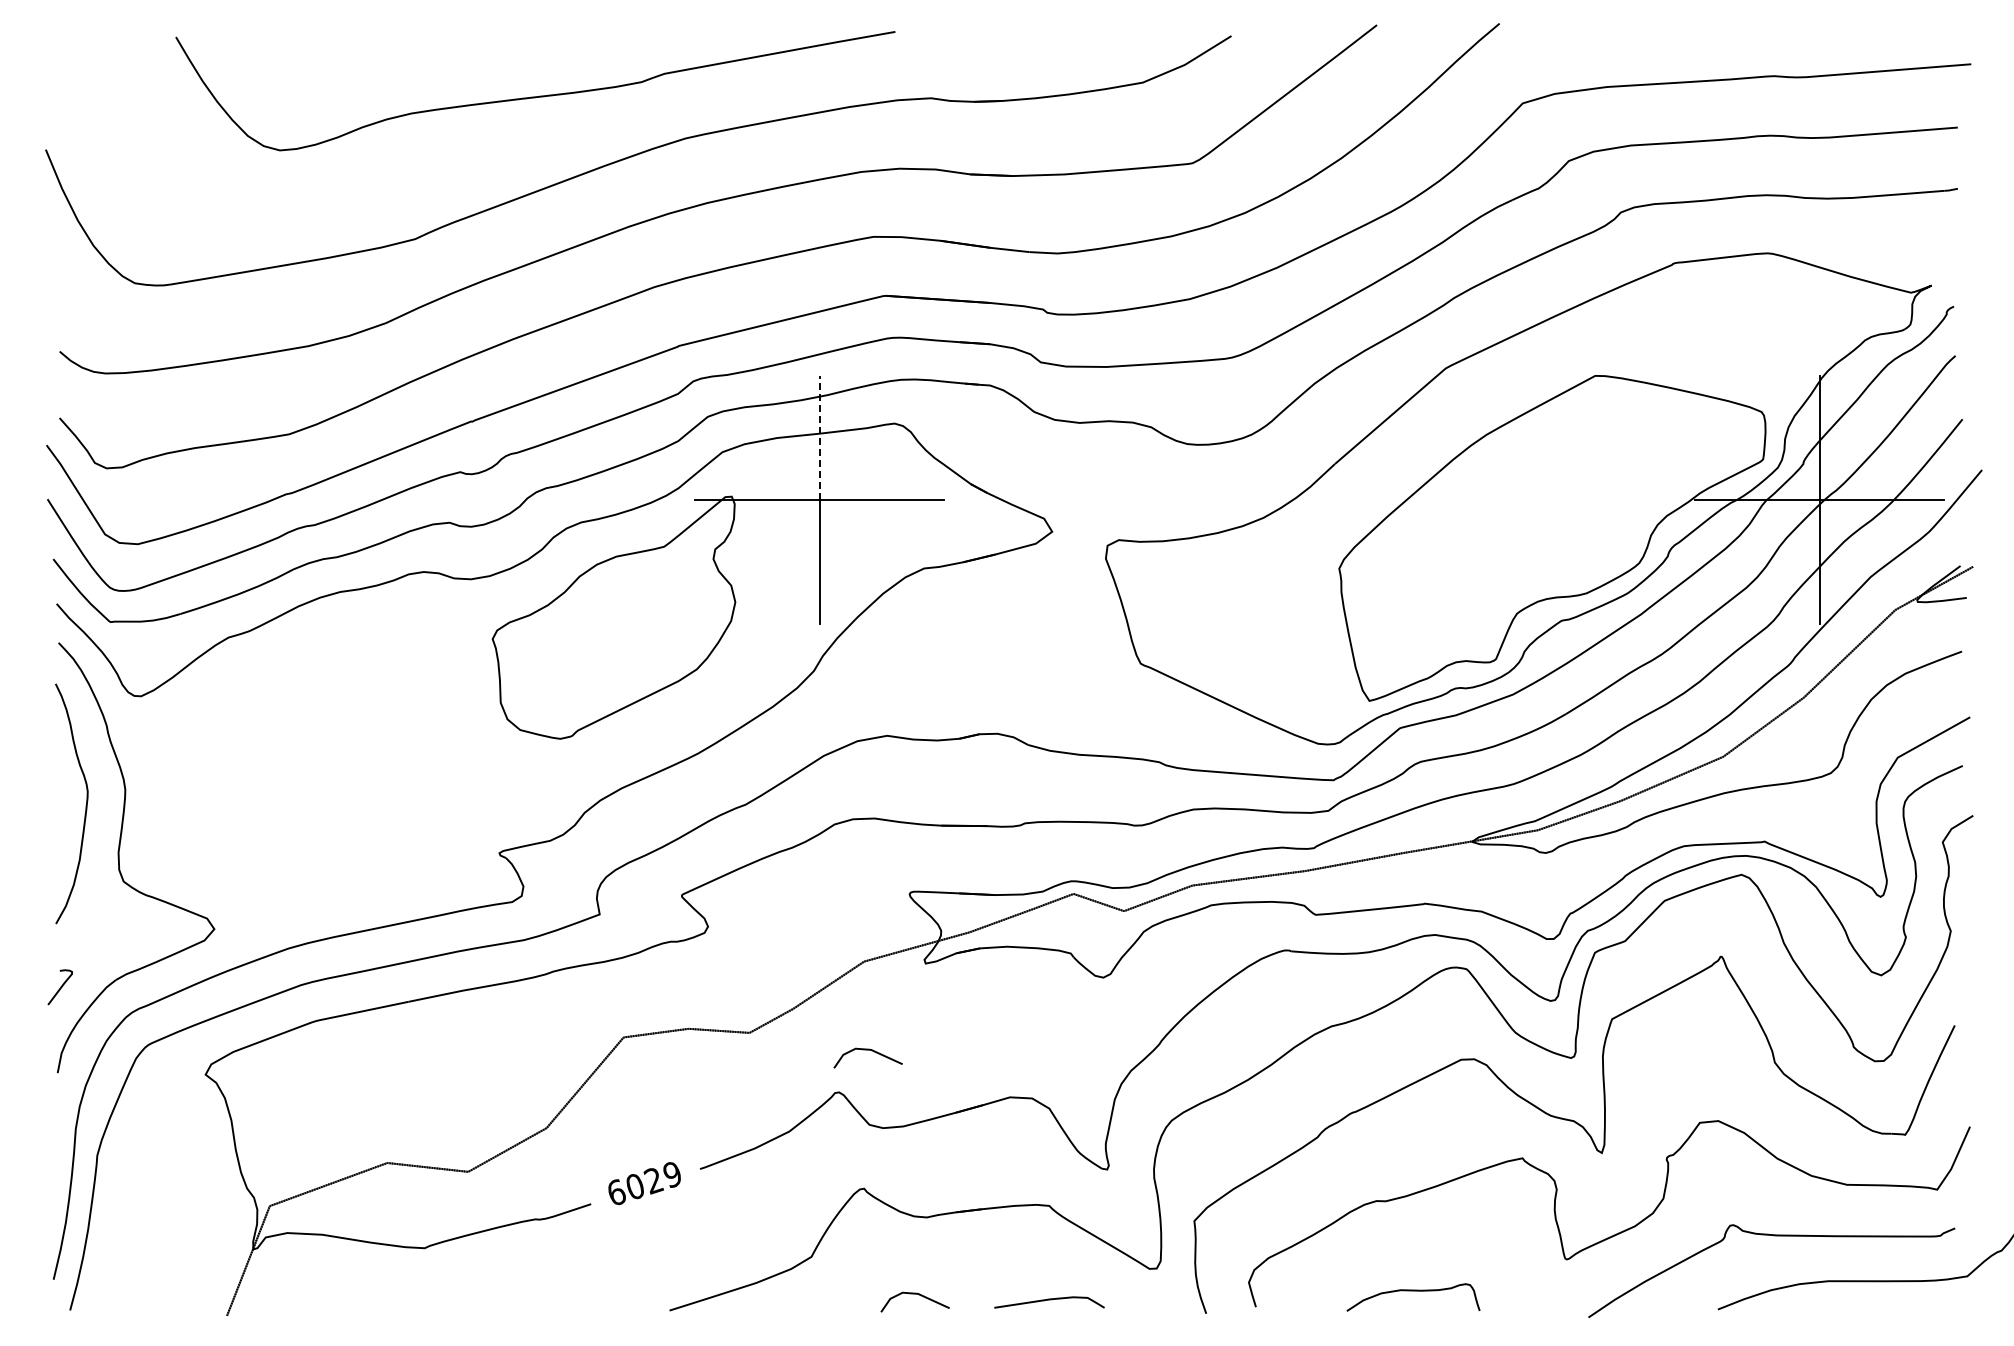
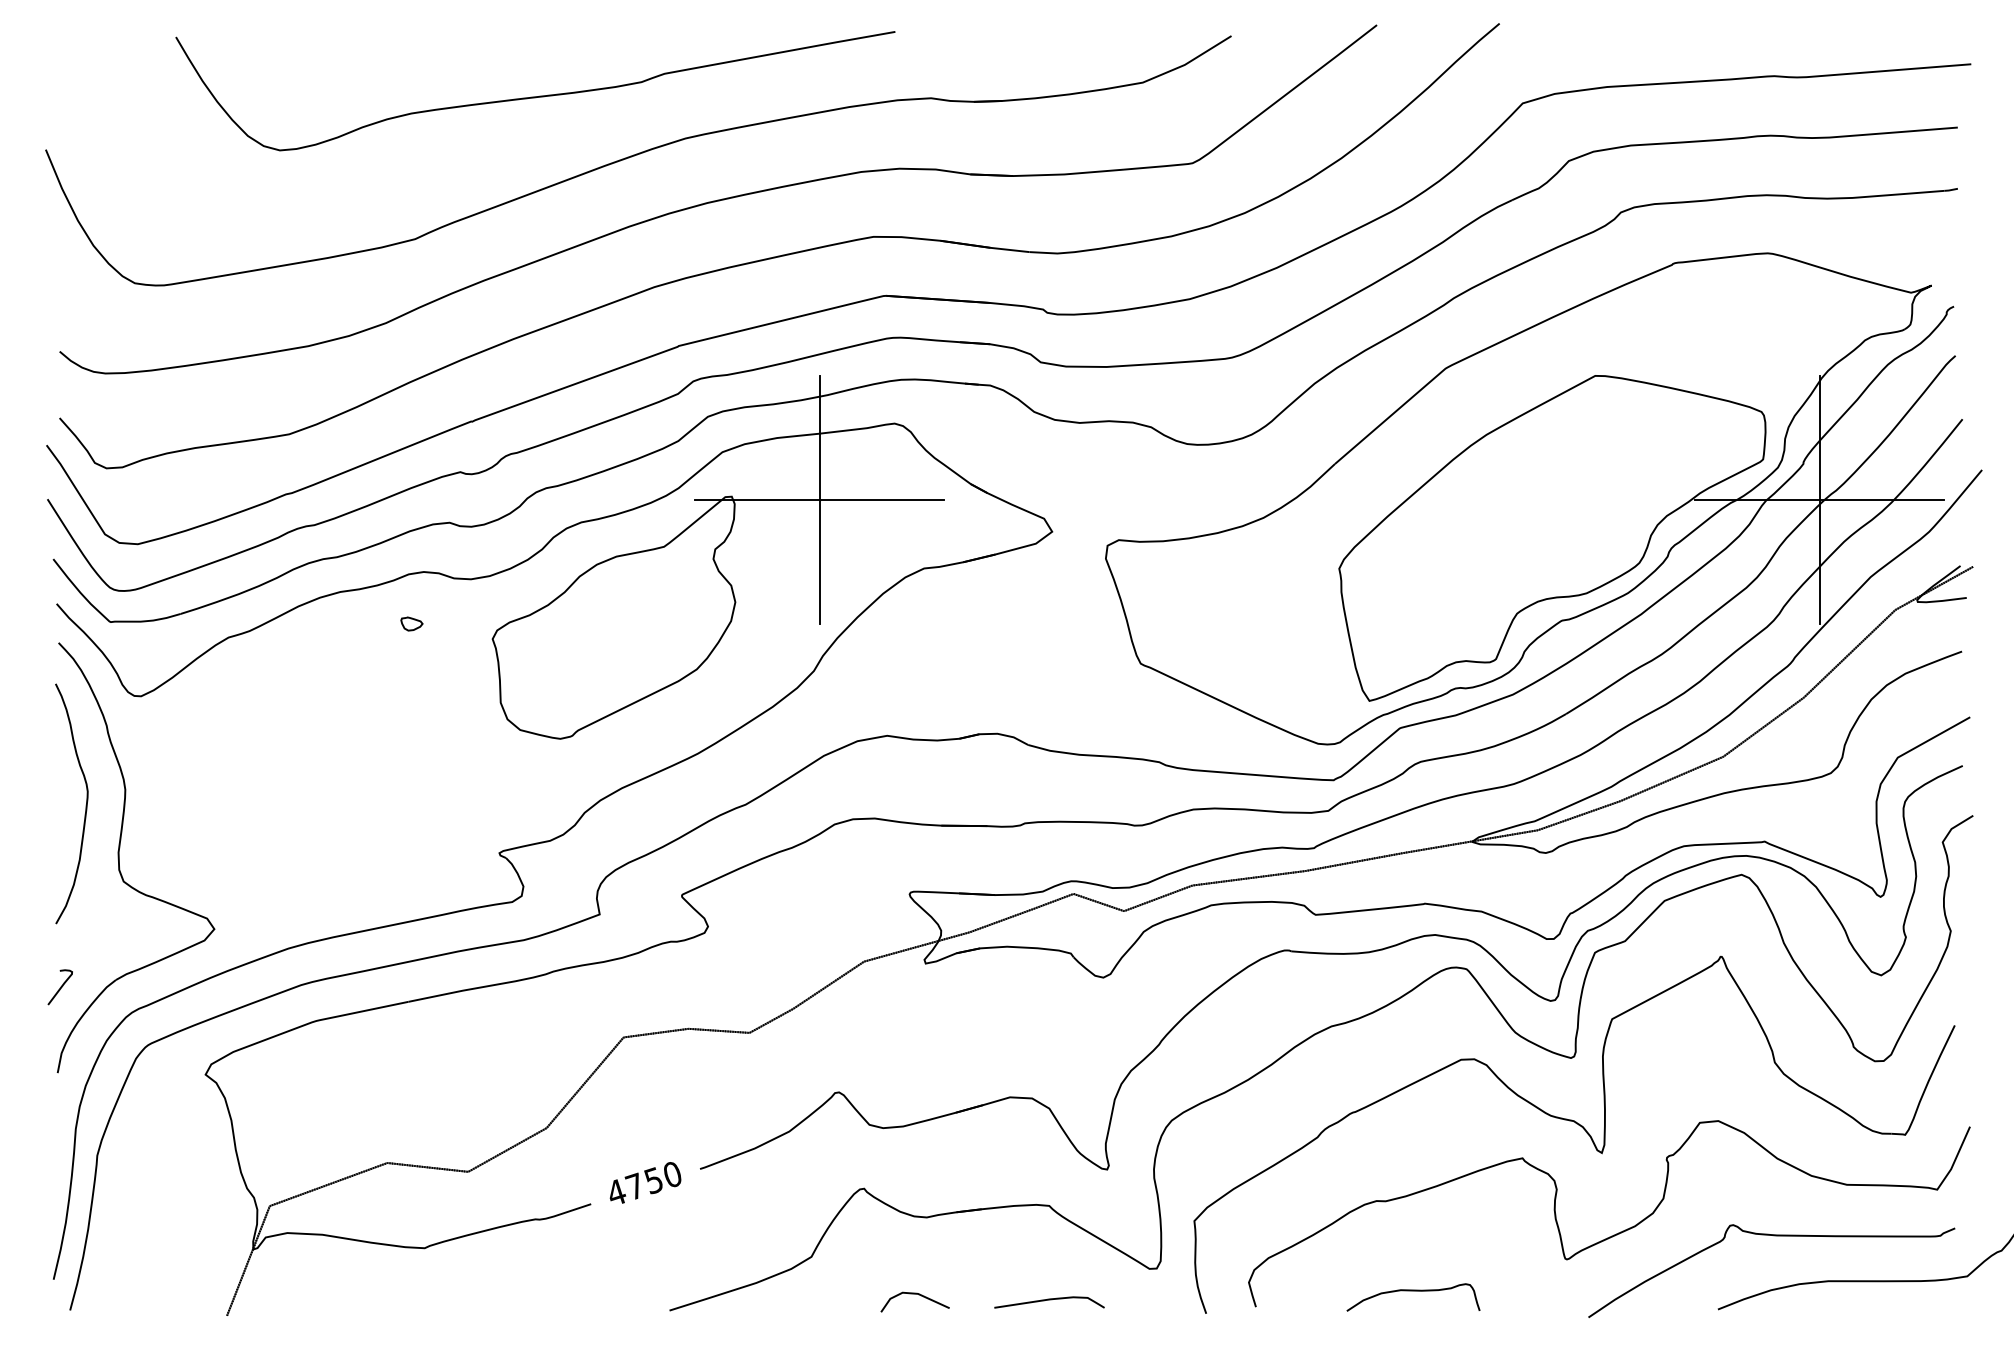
line: dashed -> solid (819, 437)
part: none -> present (411, 623)
curve: present -> none (867, 1050)
text: 6029 -> 4750 (644, 1183)
